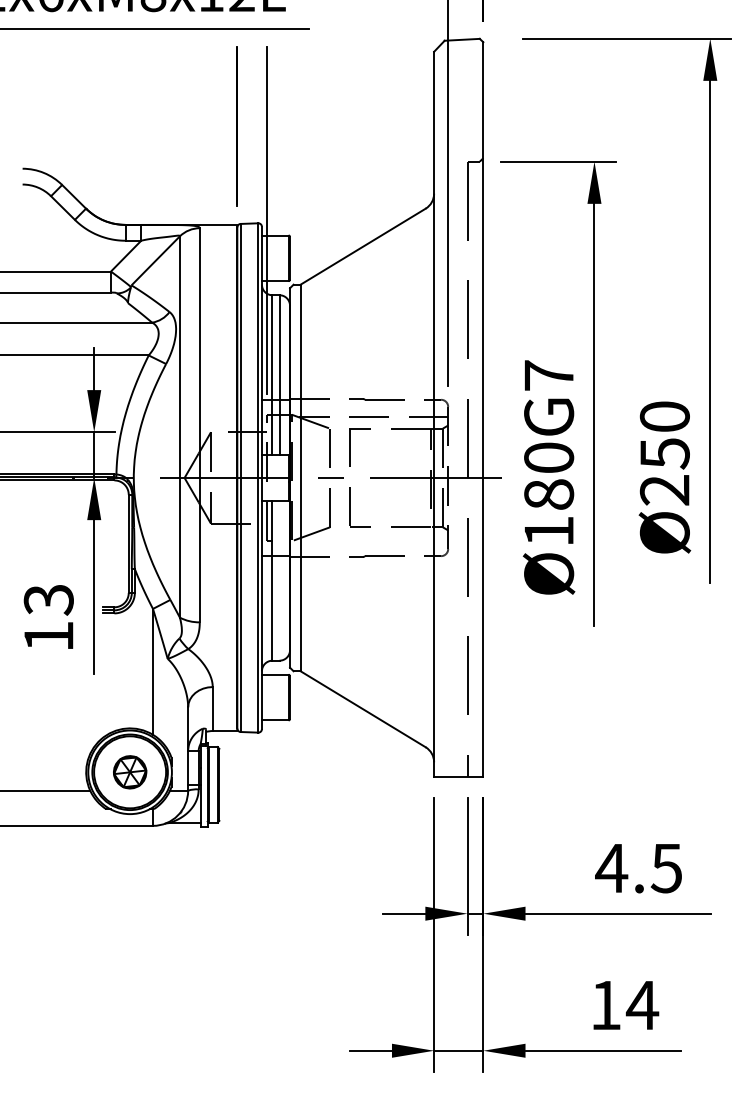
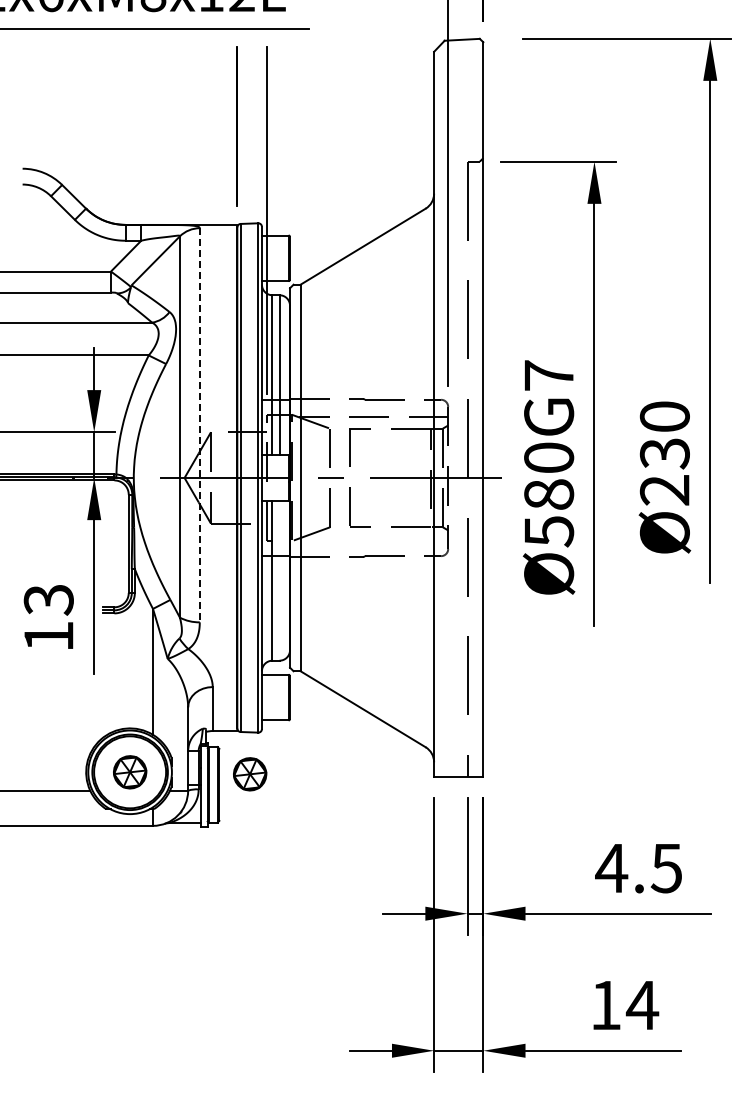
line: solid -> dashed (199, 425)
text: Ø250 -> Ø230 (664, 453)
text: Ø180G7 -> Ø580G7 (549, 531)
part: none -> present (250, 774)
